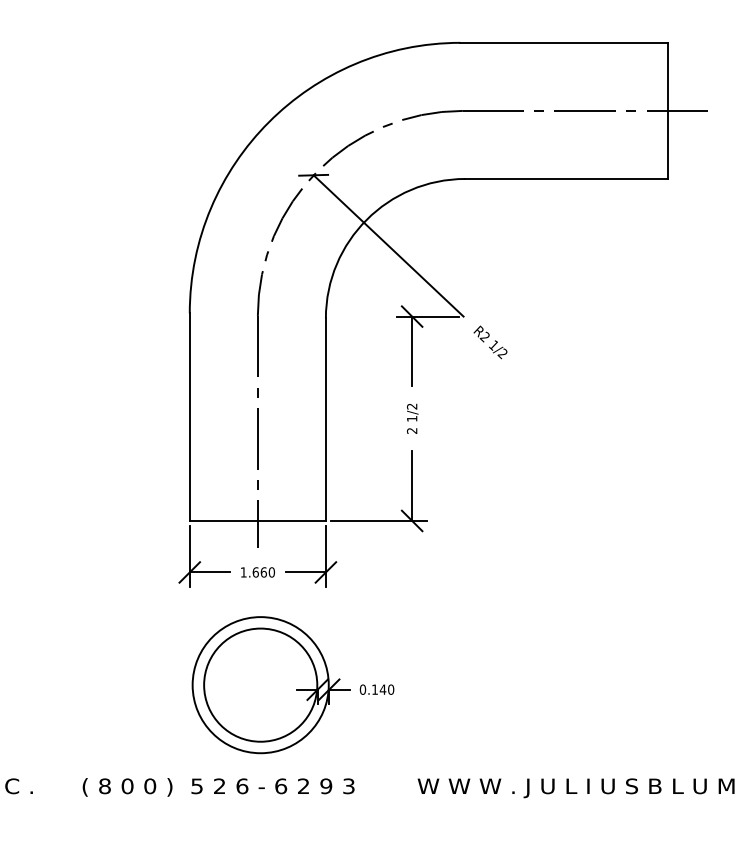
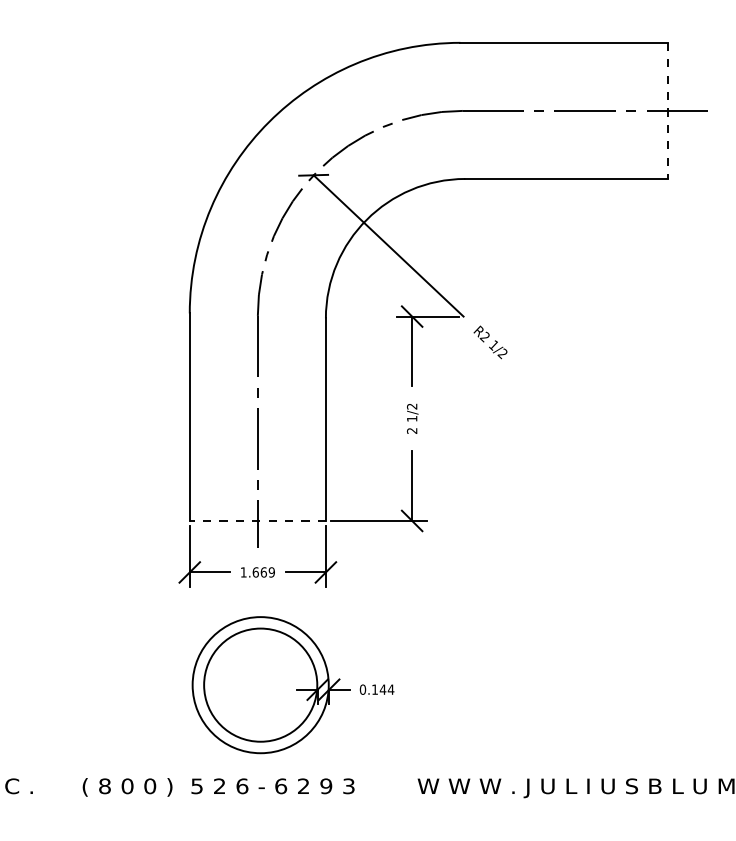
line: solid -> dashed (667, 111)
line: solid -> dashed (257, 520)
text: 1.660 -> 1.669 (271, 572)
text: 0.140 -> 0.144 (390, 689)
